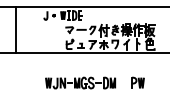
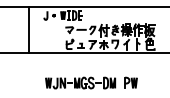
line position: (15, 29) -> (28, 29) (28, 29)
part position: (137, 82) -> (130, 82) (130, 82)
